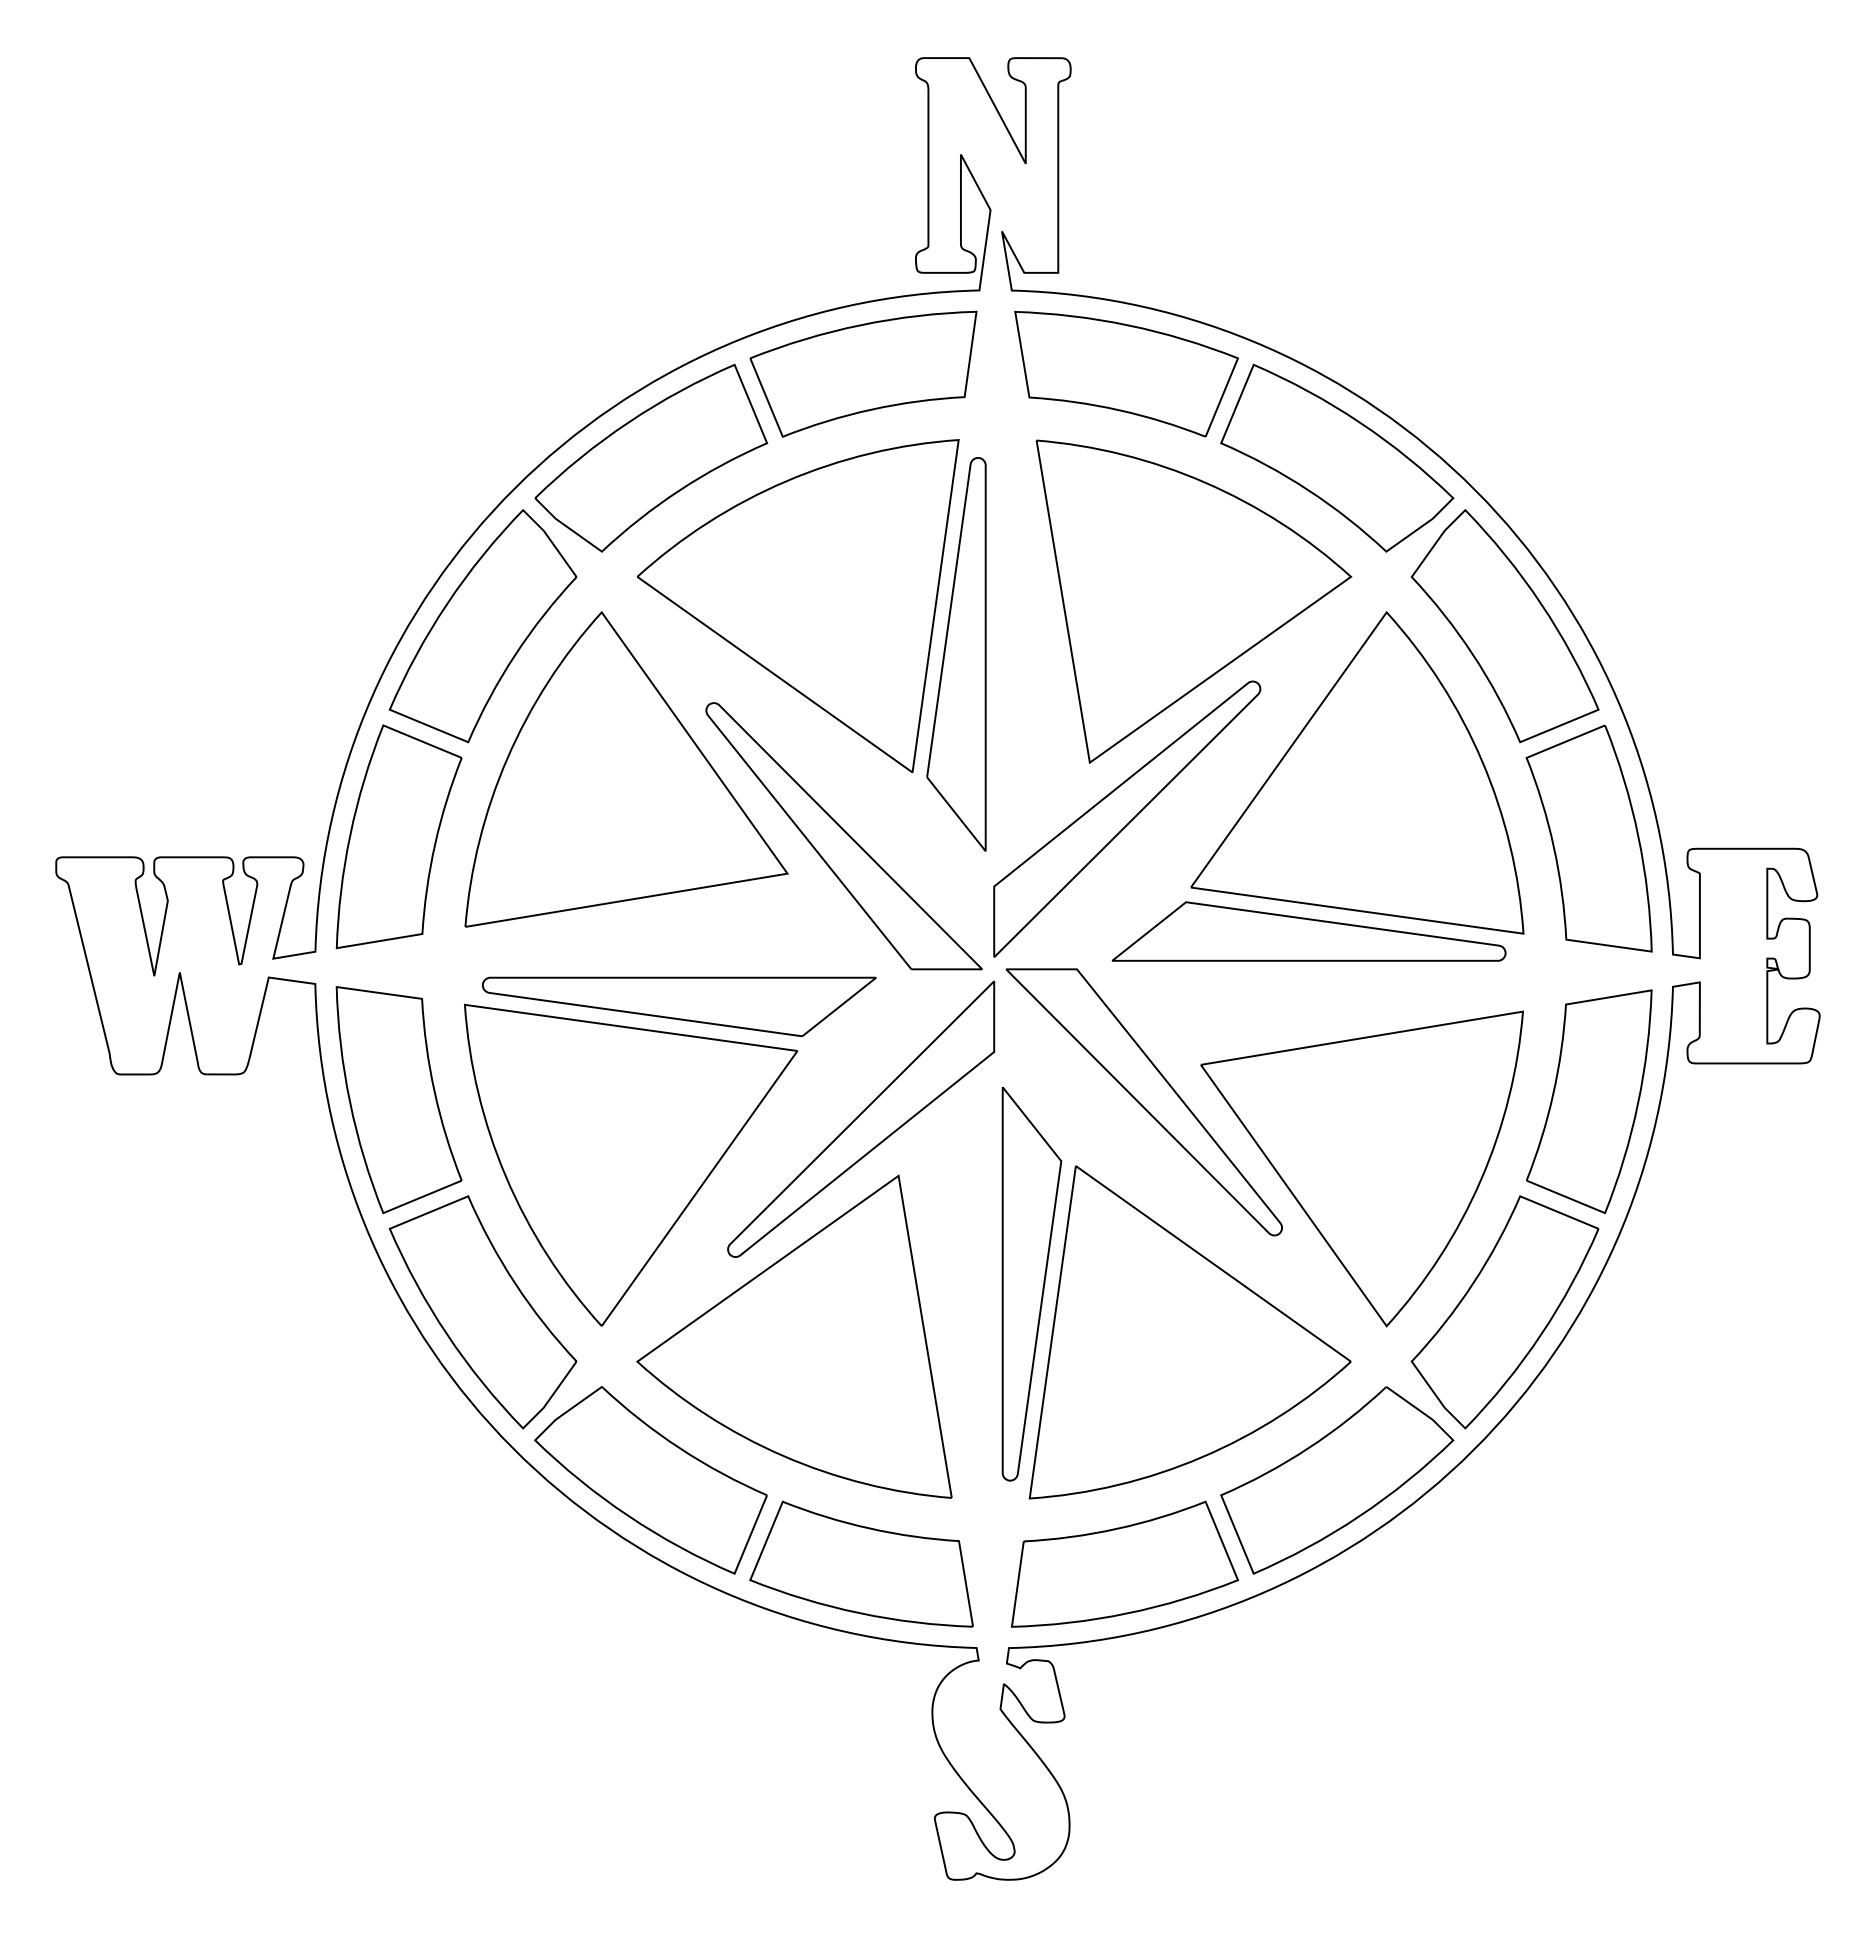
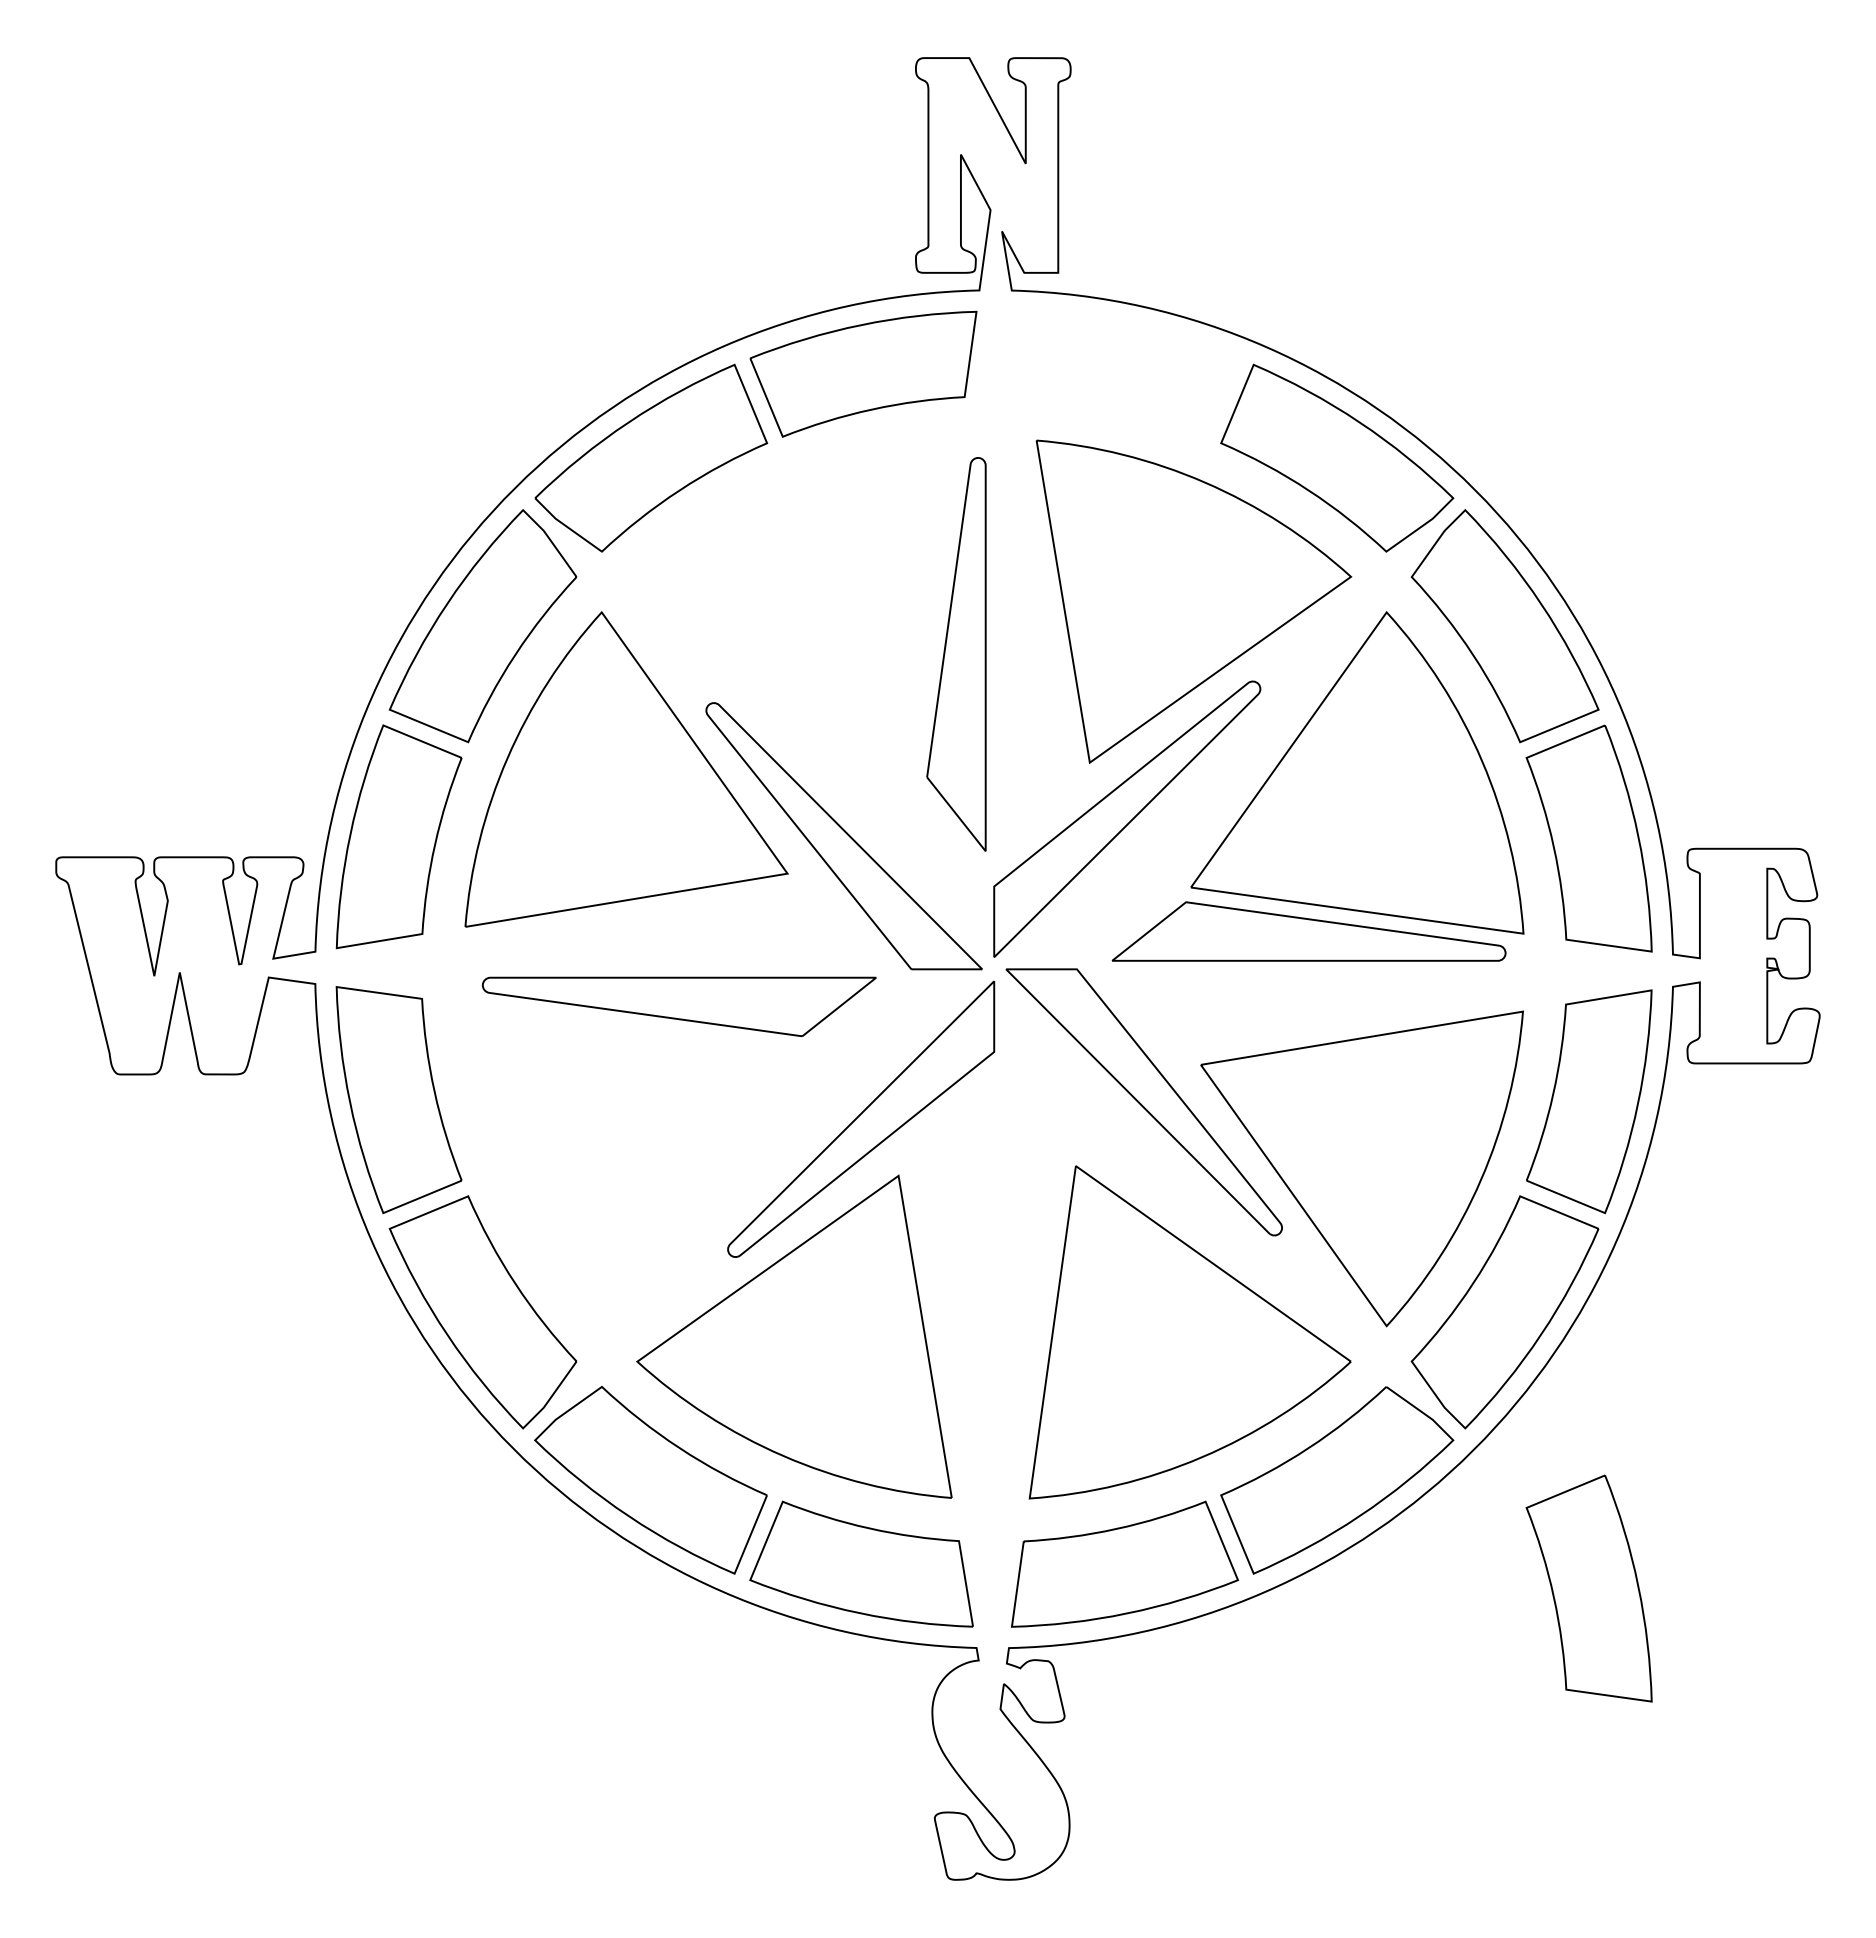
part: present -> none (1126, 374)
part: present -> none (798, 605)
part: present -> none (631, 1164)
part: present -> none (1031, 1283)
part: none -> present (1588, 1588)
